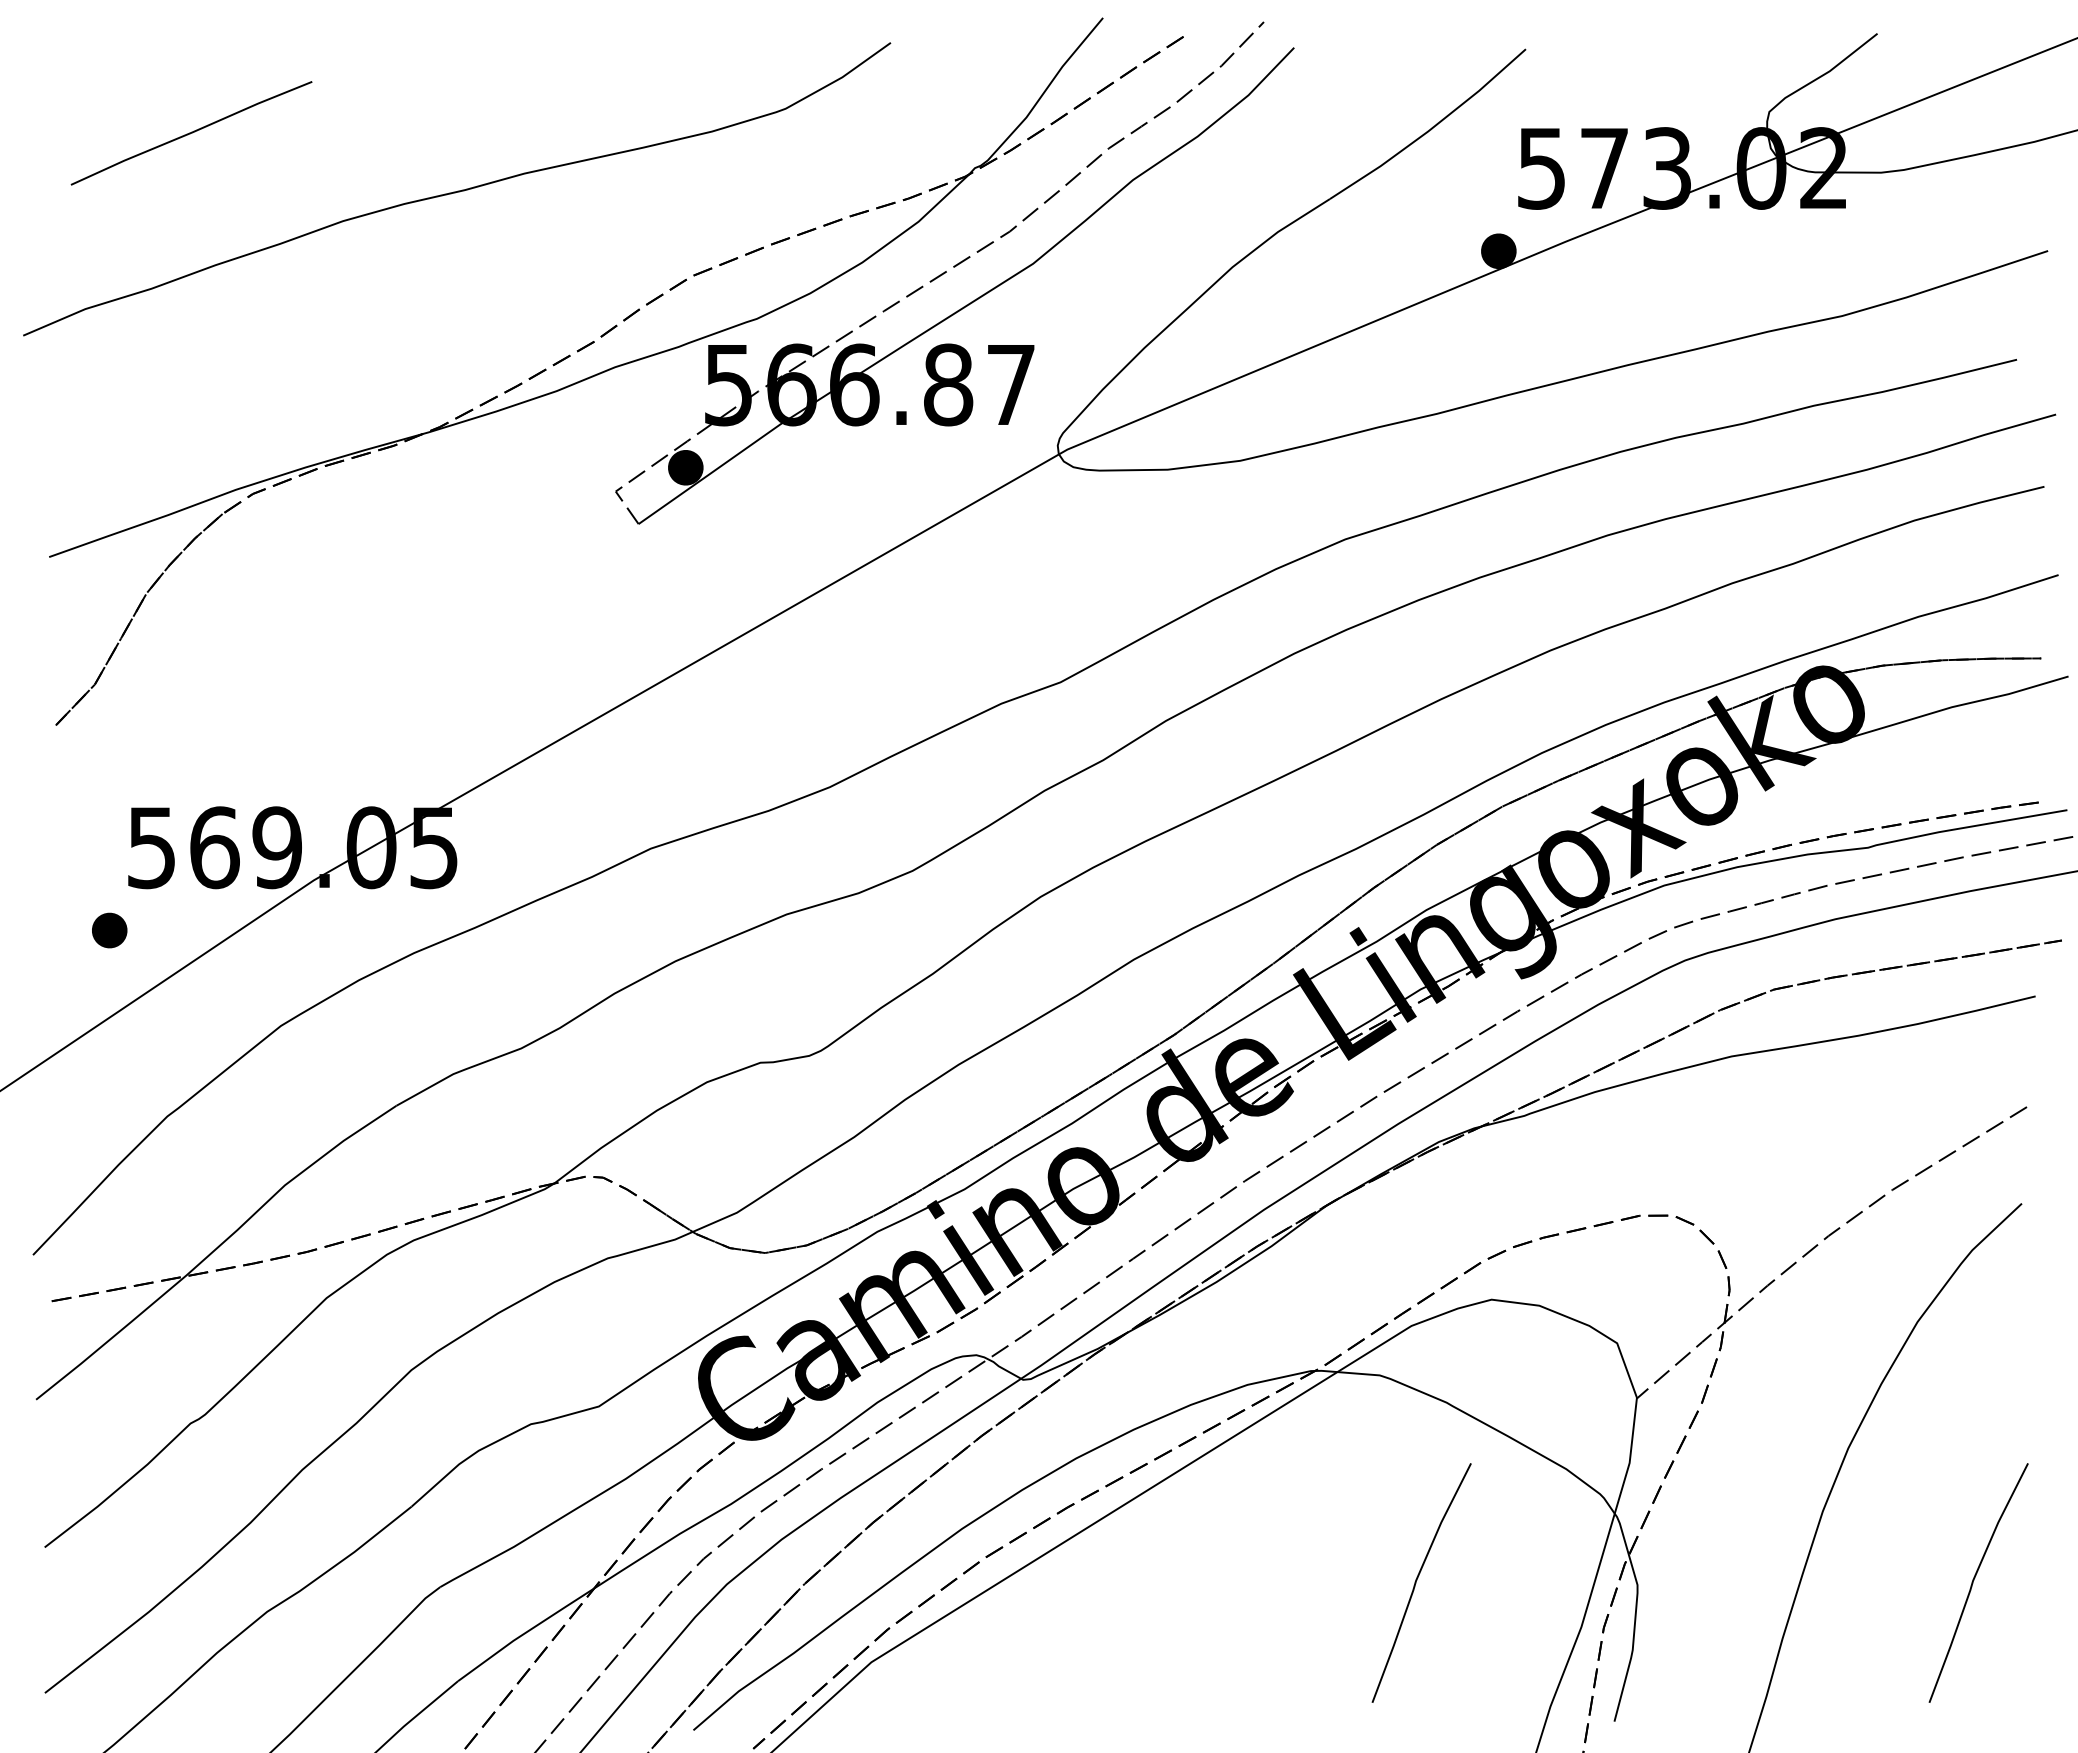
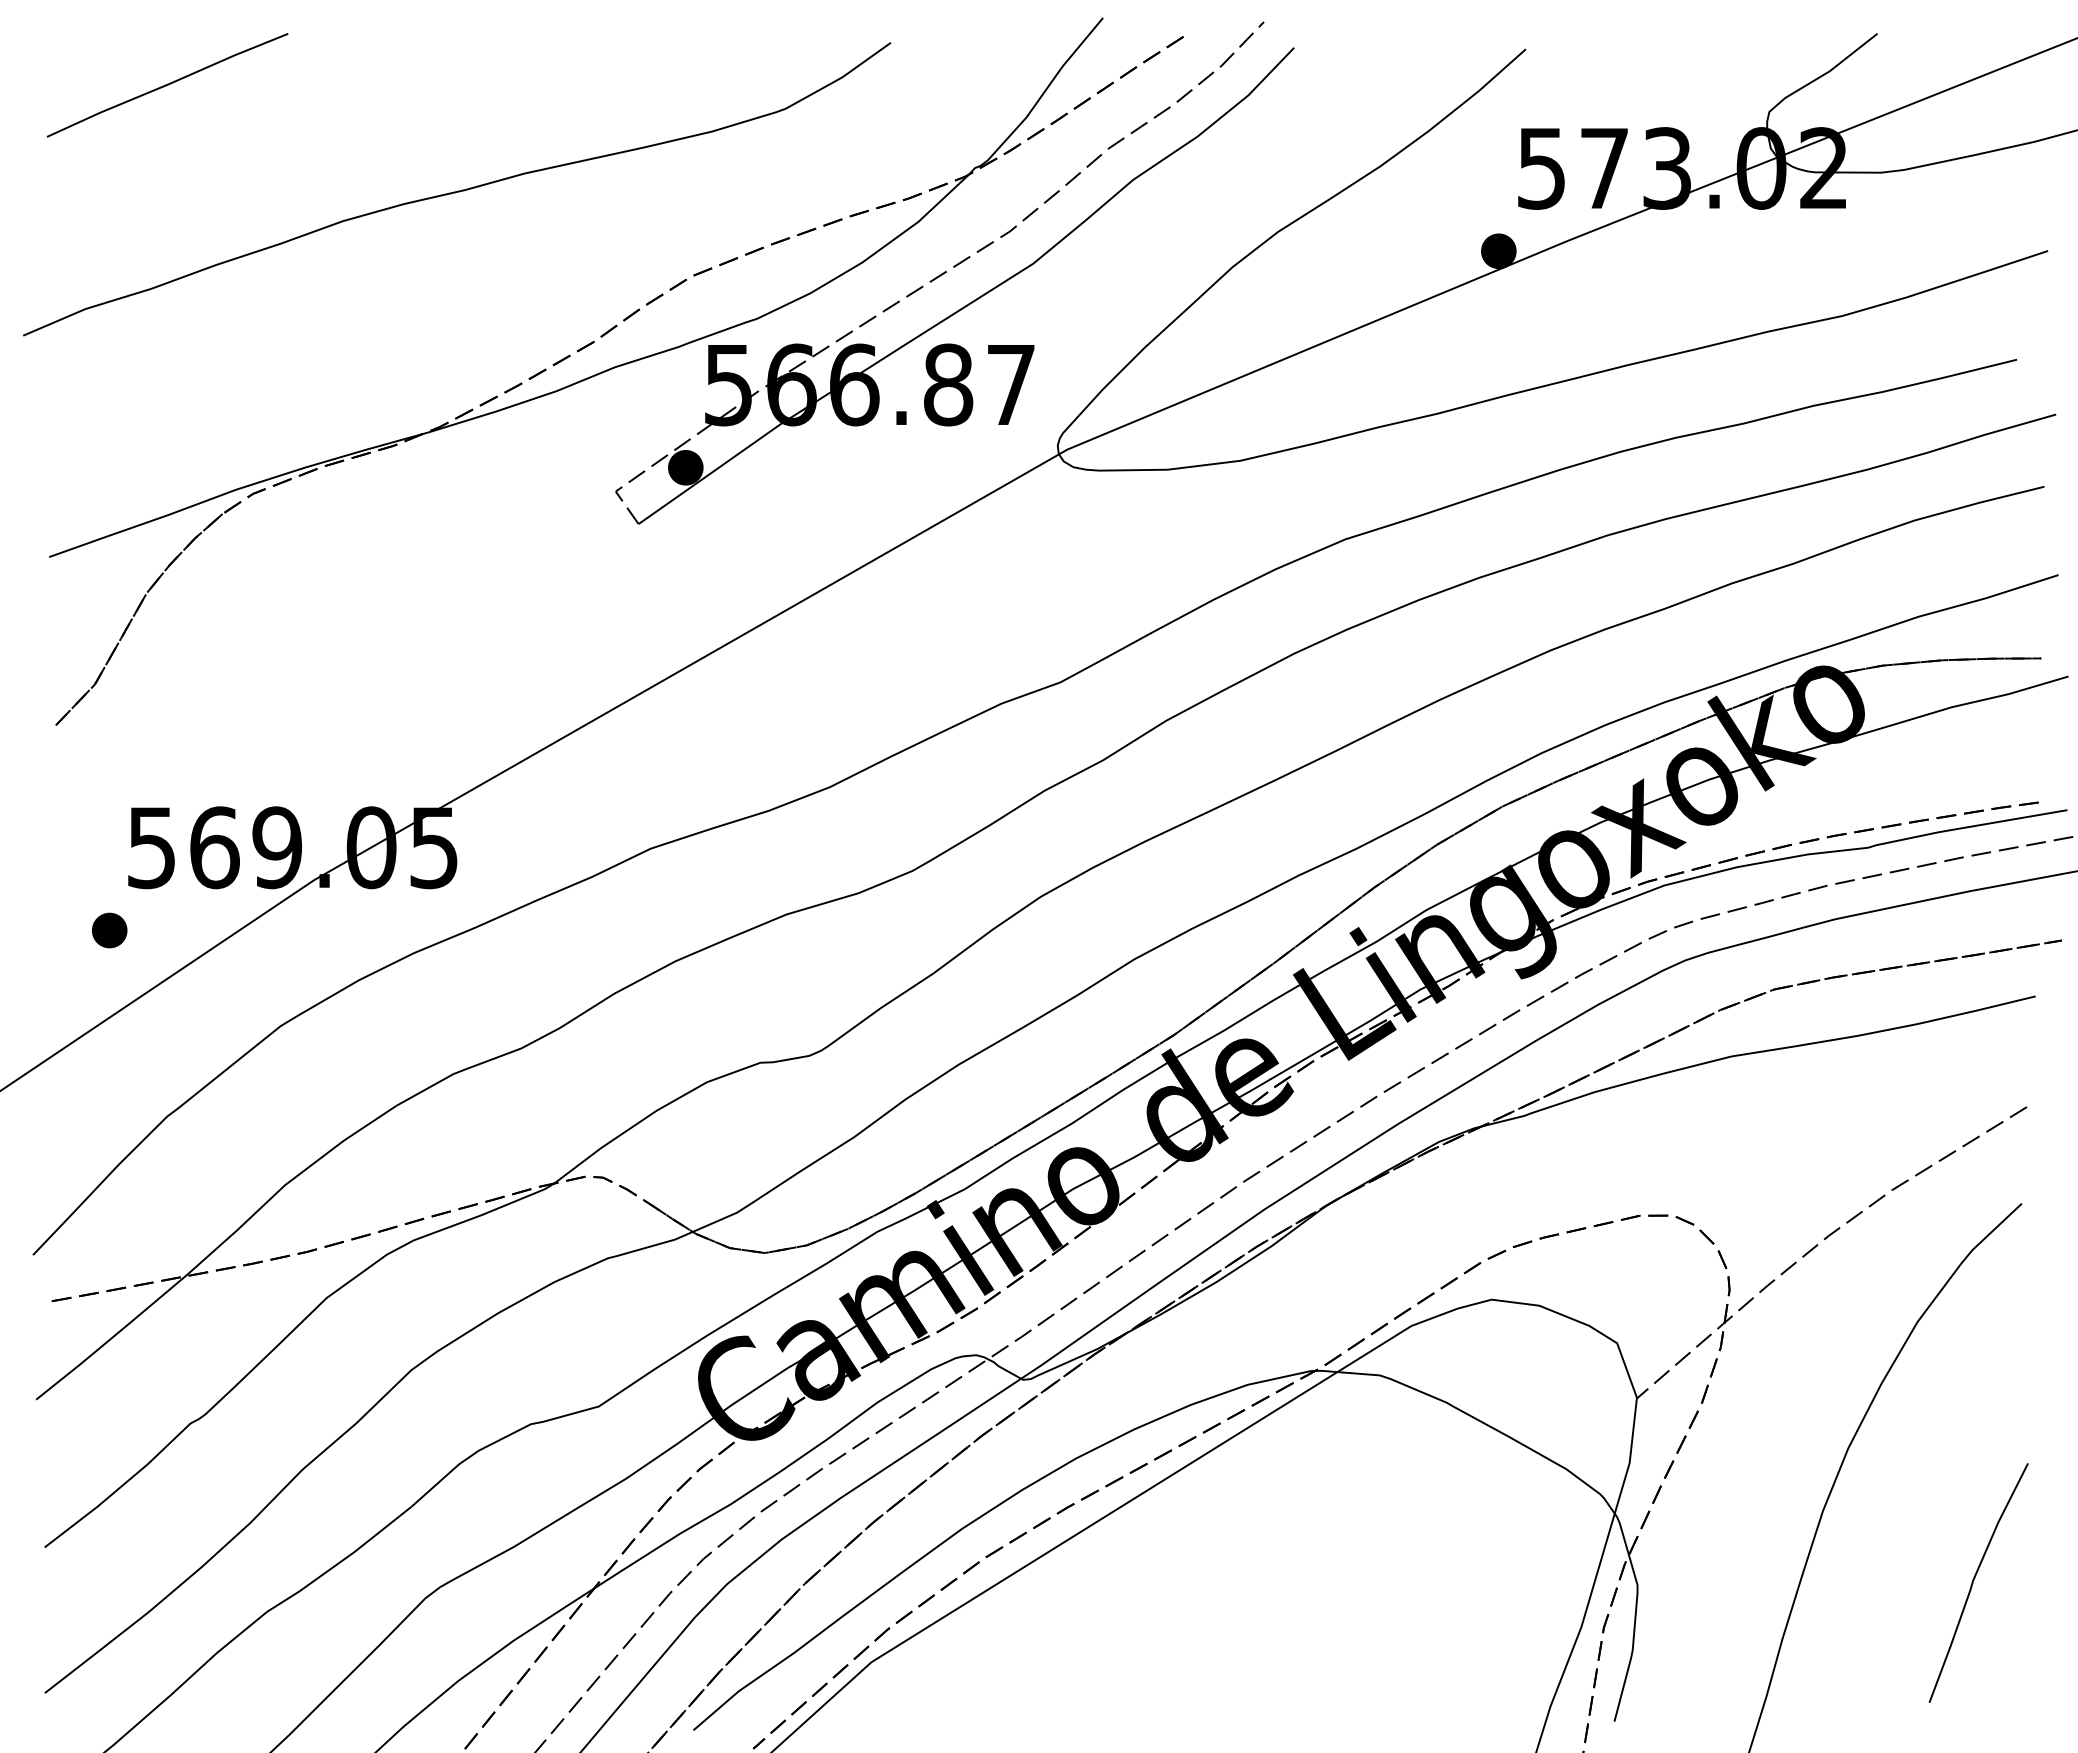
line position: (191, 133) -> (167, 85) (167, 85)
curve: present -> none (1417, 1580)
